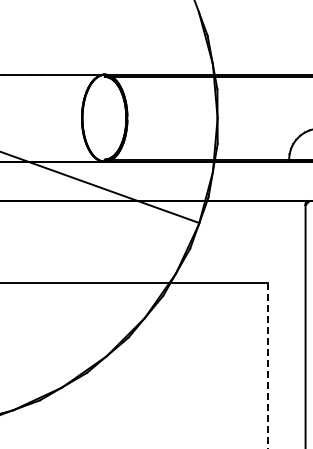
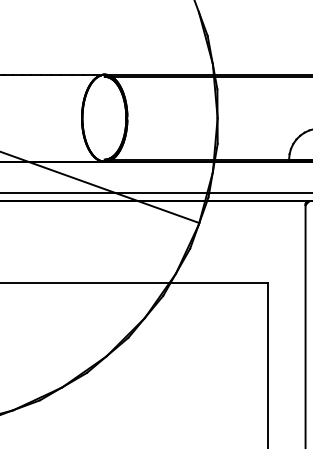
line: none -> present (155, 192)
line: dashed -> solid (268, 365)
